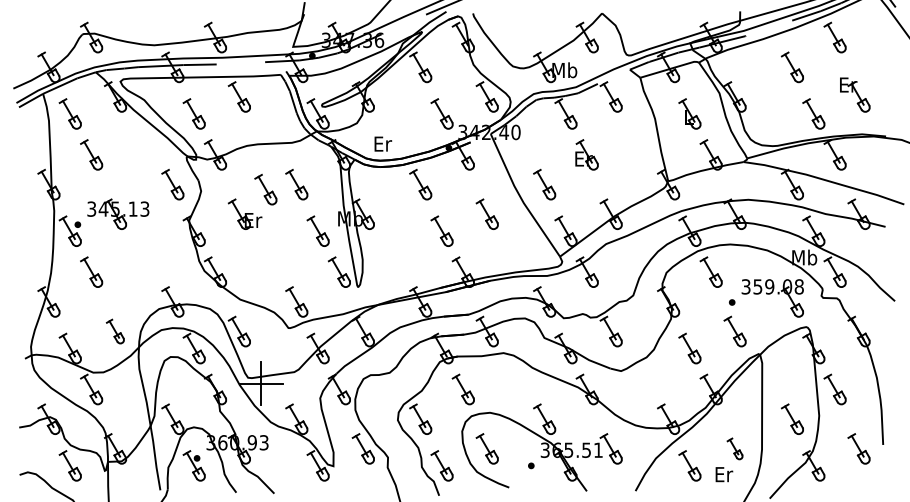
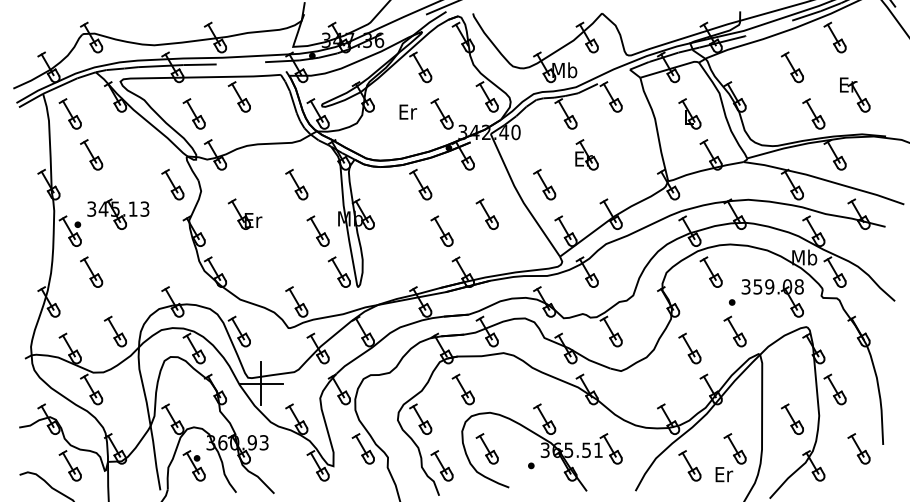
text position: (383, 143) -> (408, 111) (408, 111)
part: present -> none (265, 189)
part size: 20x27 px -> 24x33 px (114, 331)
part size: 18x24 px -> 24x32 px (734, 448)
